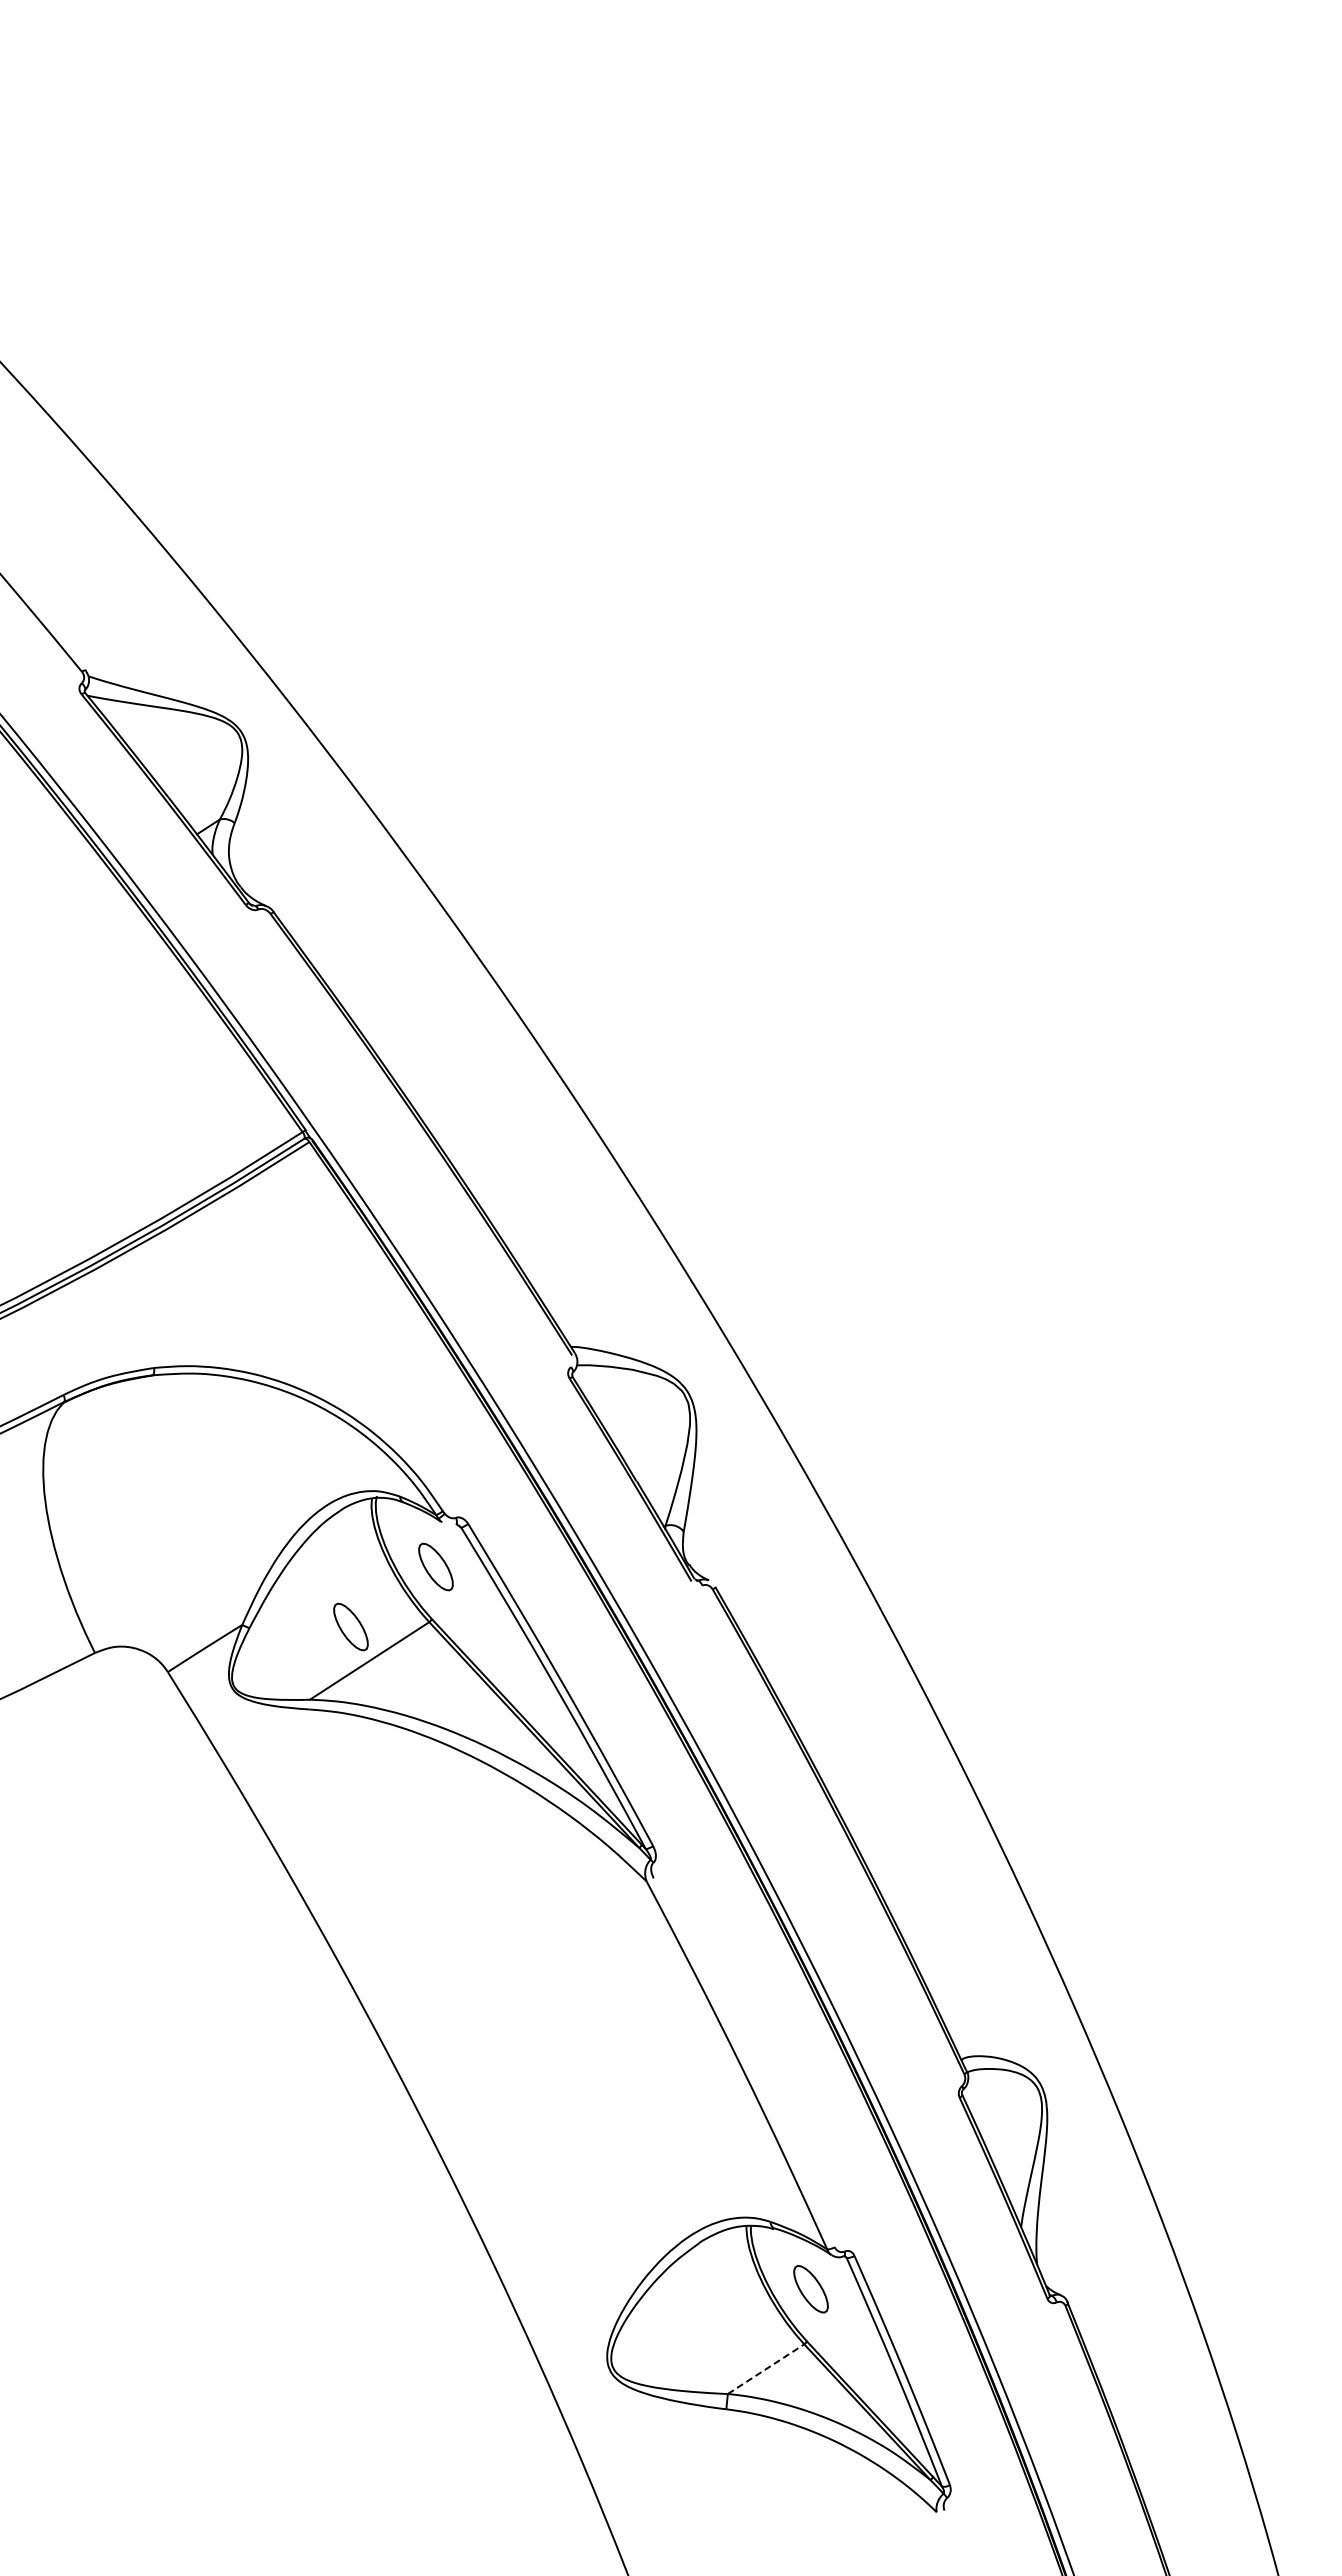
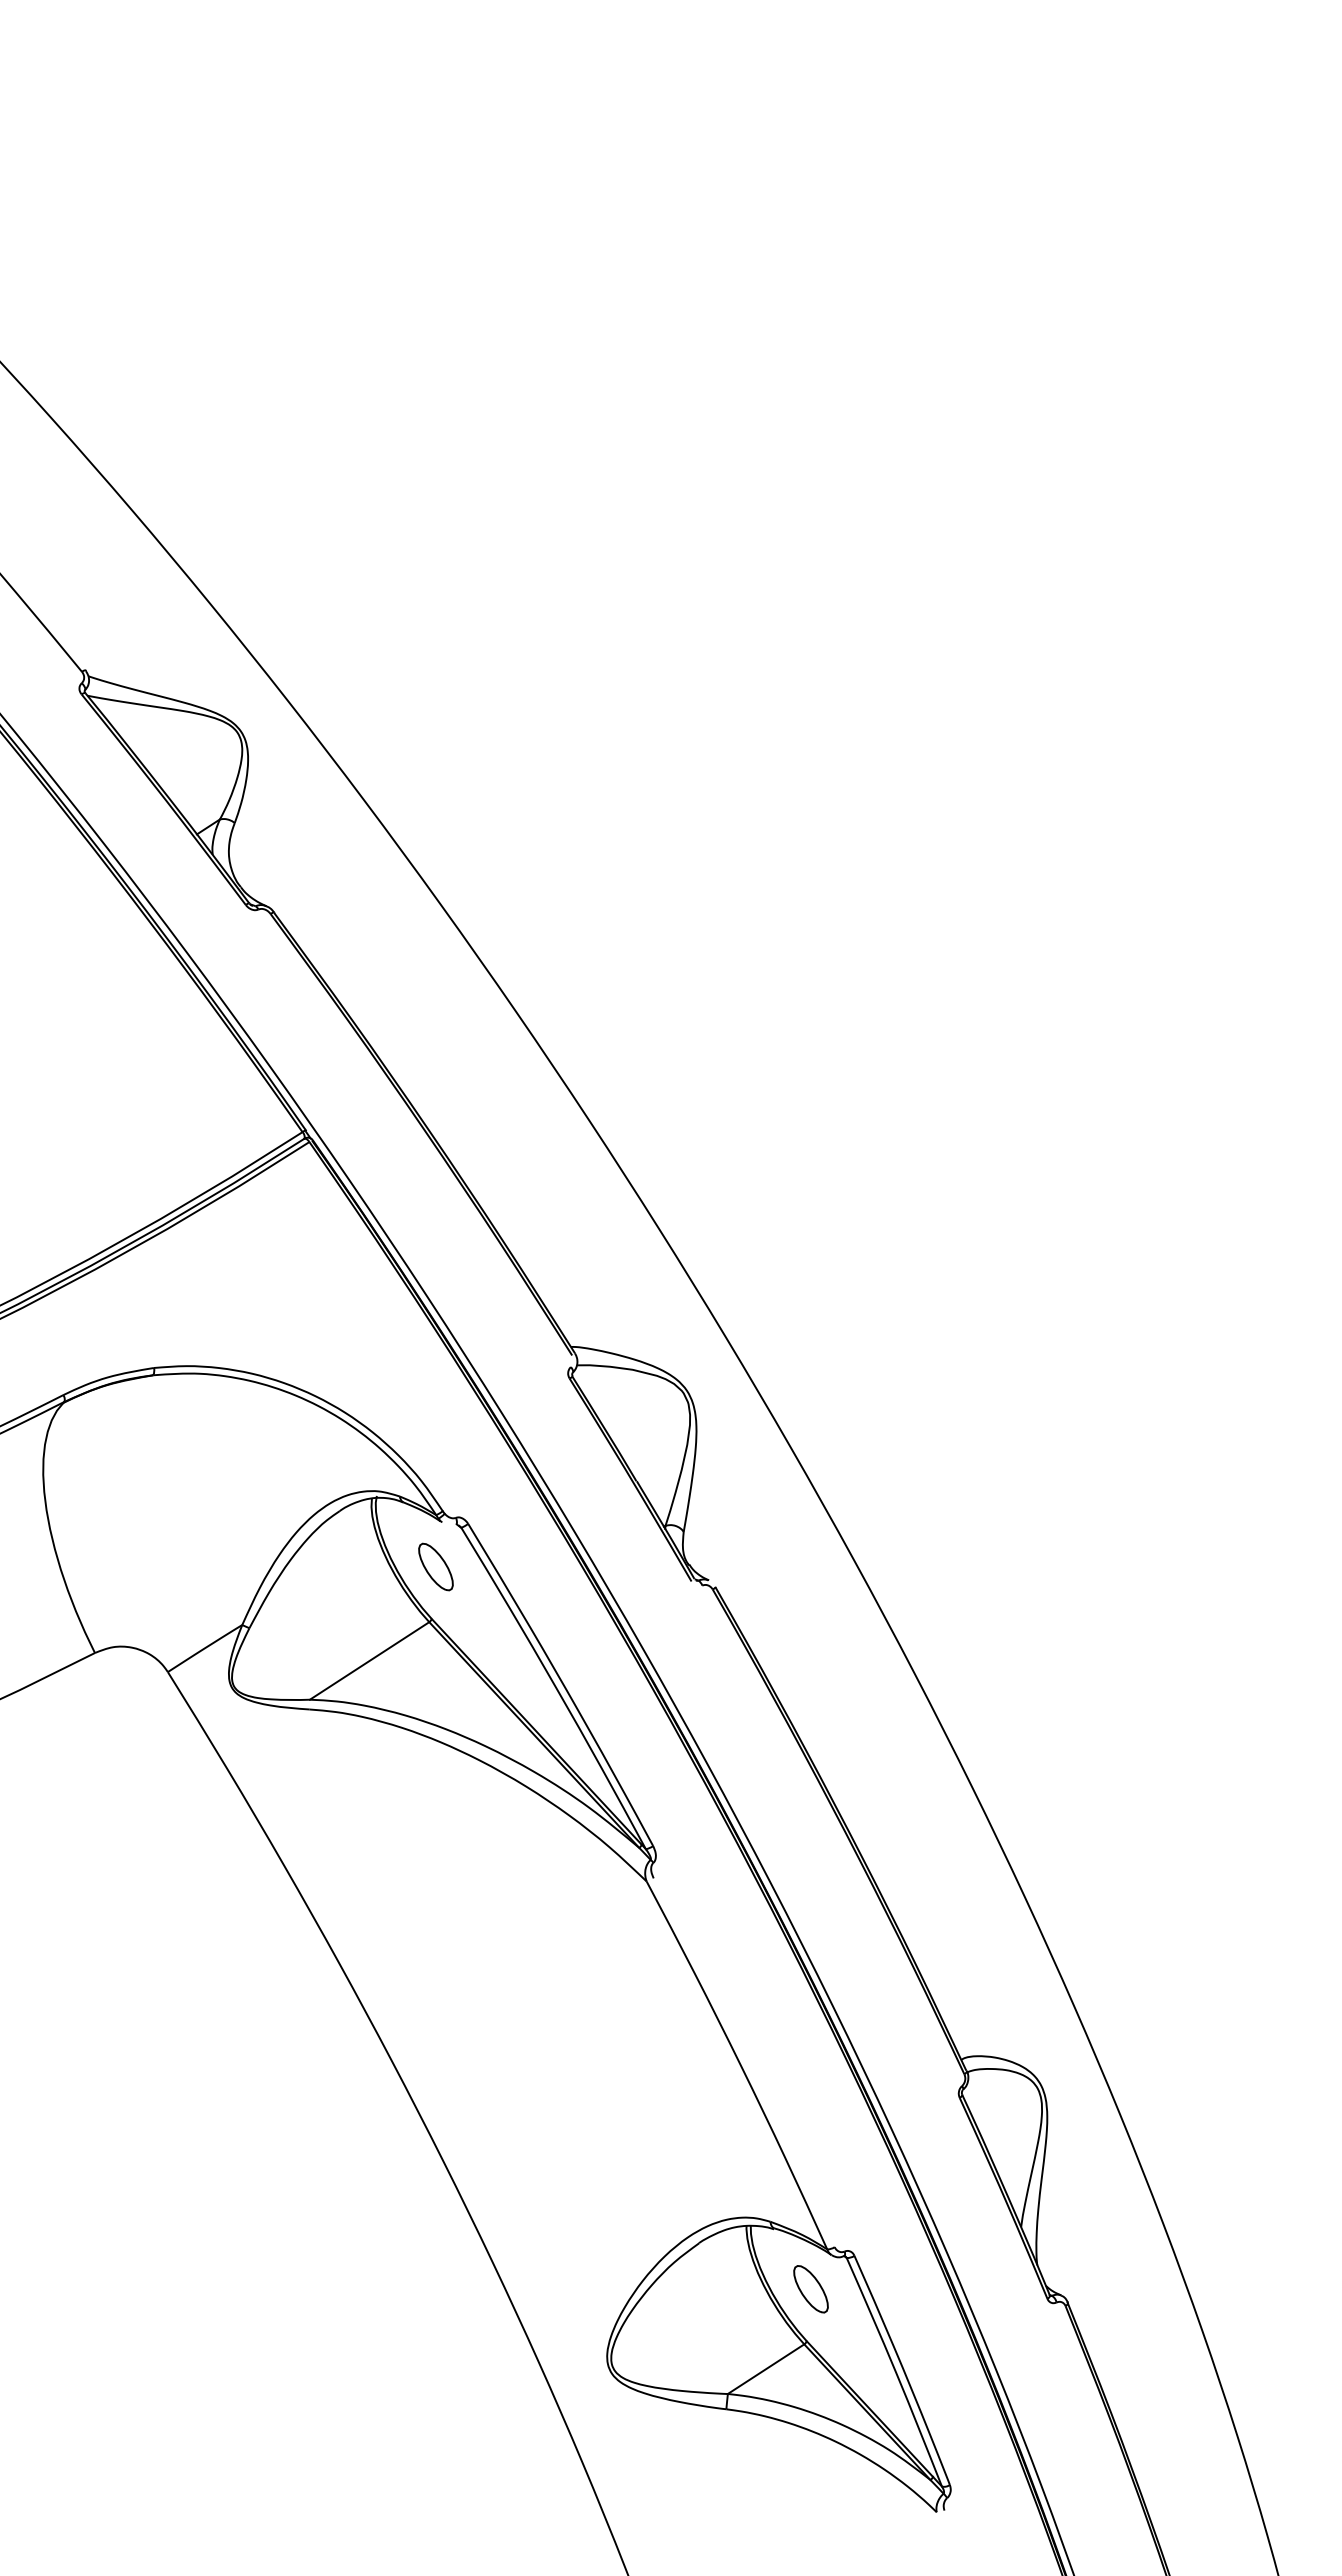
part: present -> none (350, 1626)
line: dashed -> solid (766, 2369)
